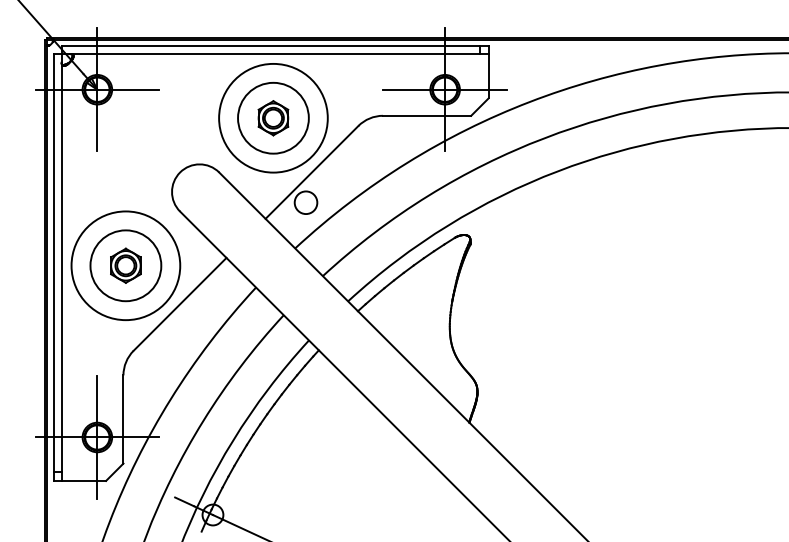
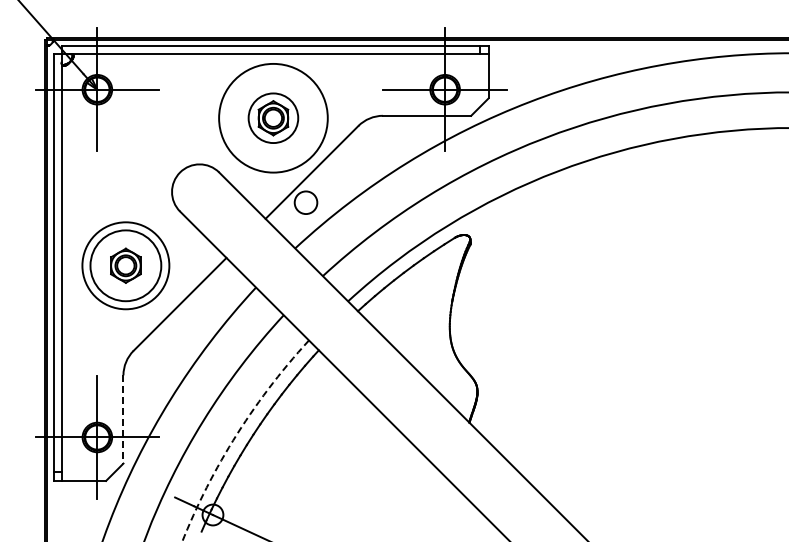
circle diameter: 71 px -> 50 px (273, 118)
circle diameter: 109 px -> 87 px (125, 265)
line: solid -> dashed (123, 419)
arc: solid -> dashed (236, 435)
